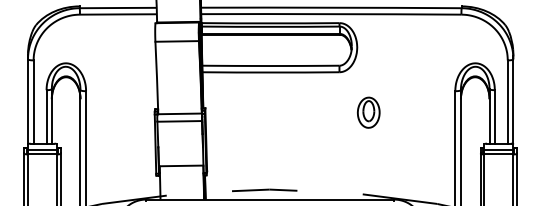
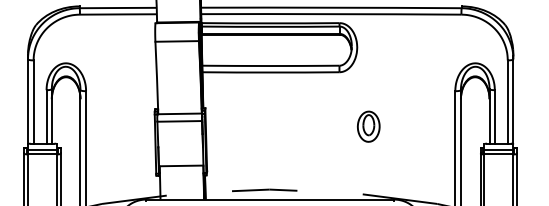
part position: (368, 112) -> (368, 126) (368, 126)
